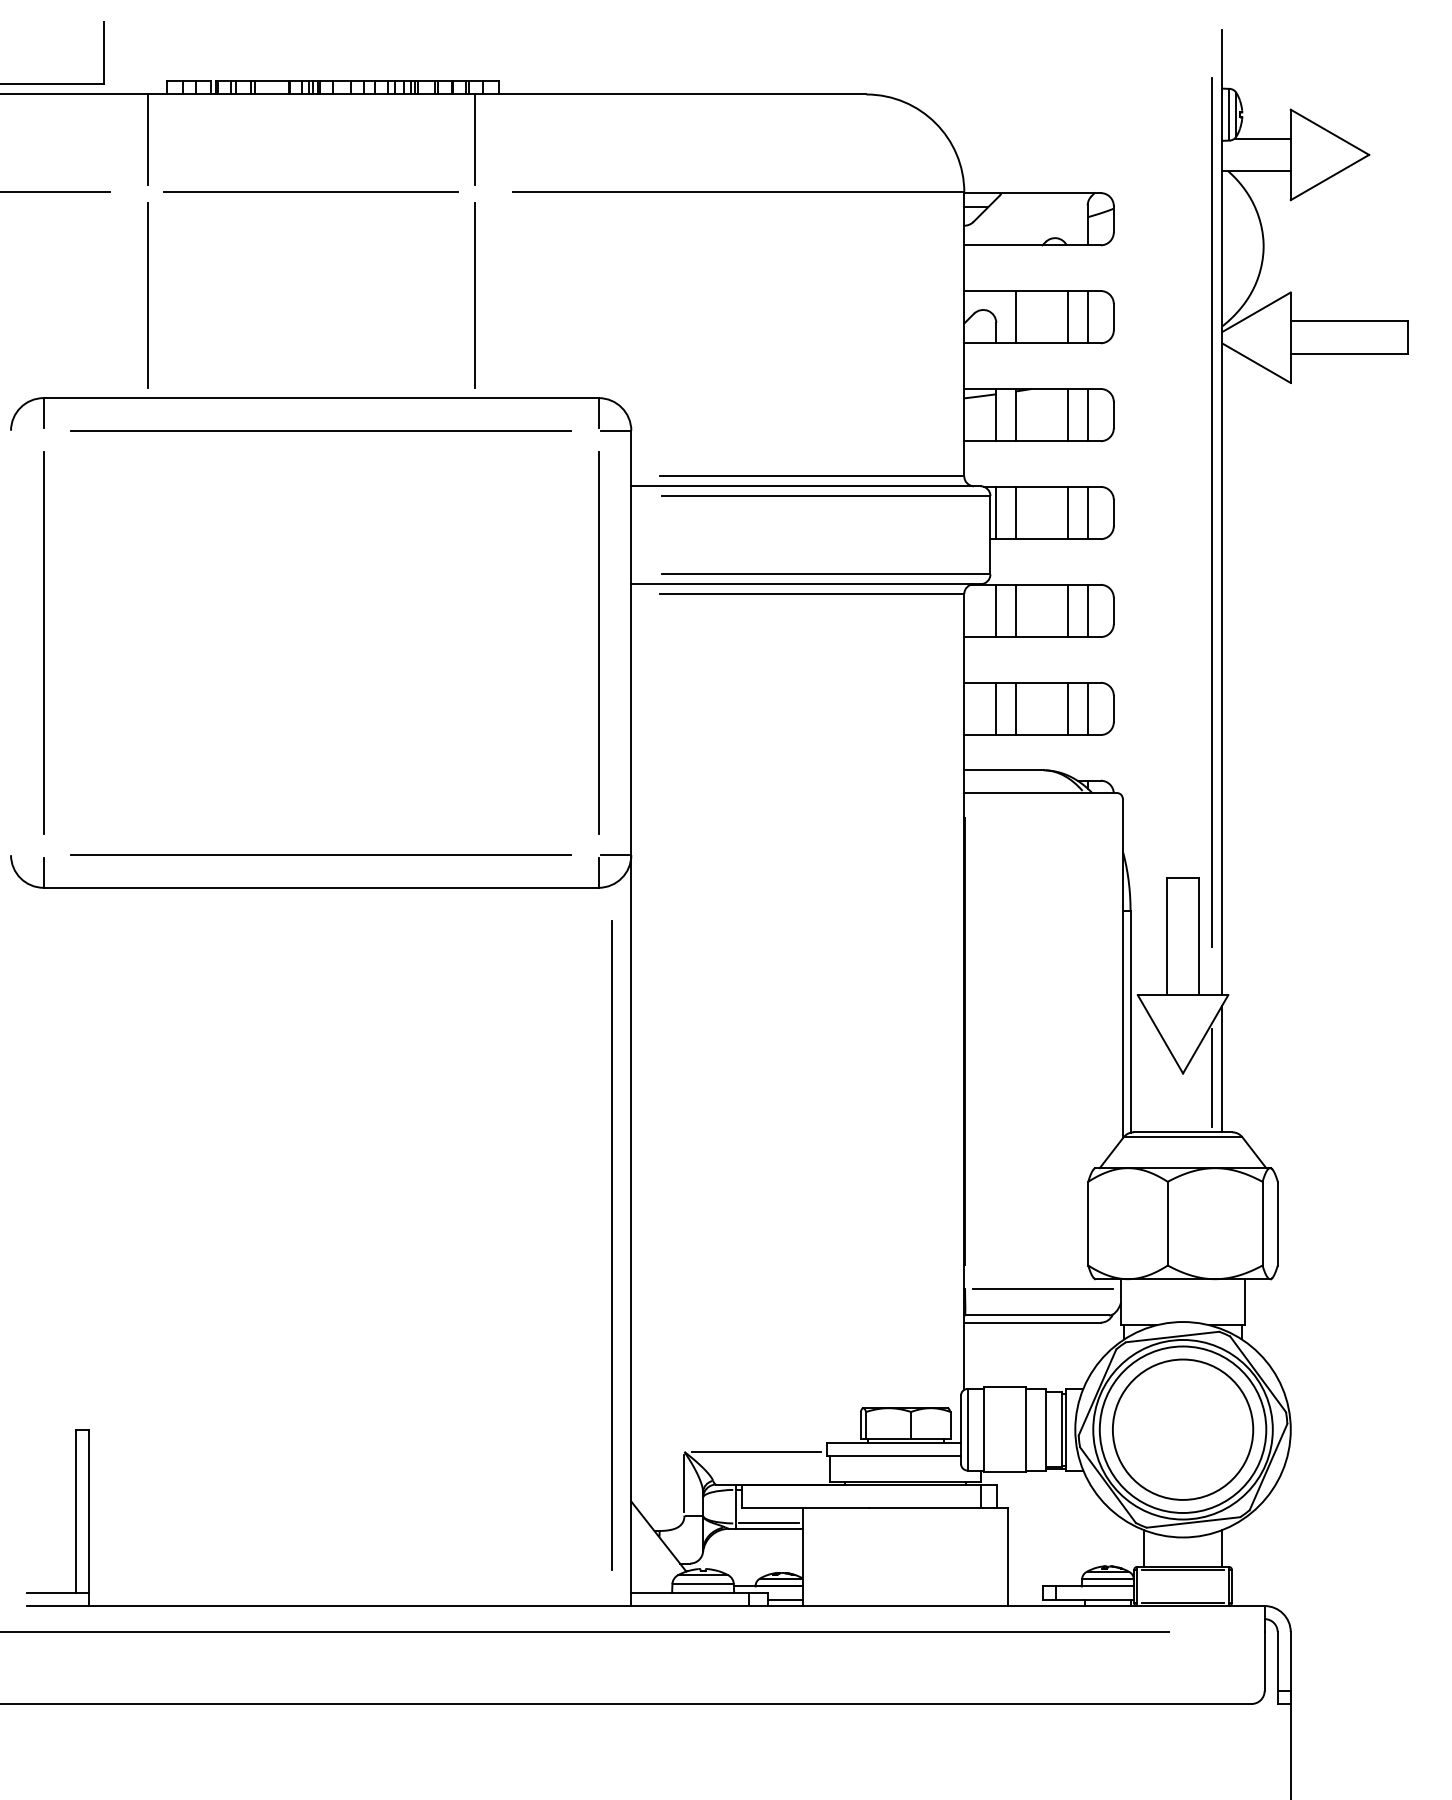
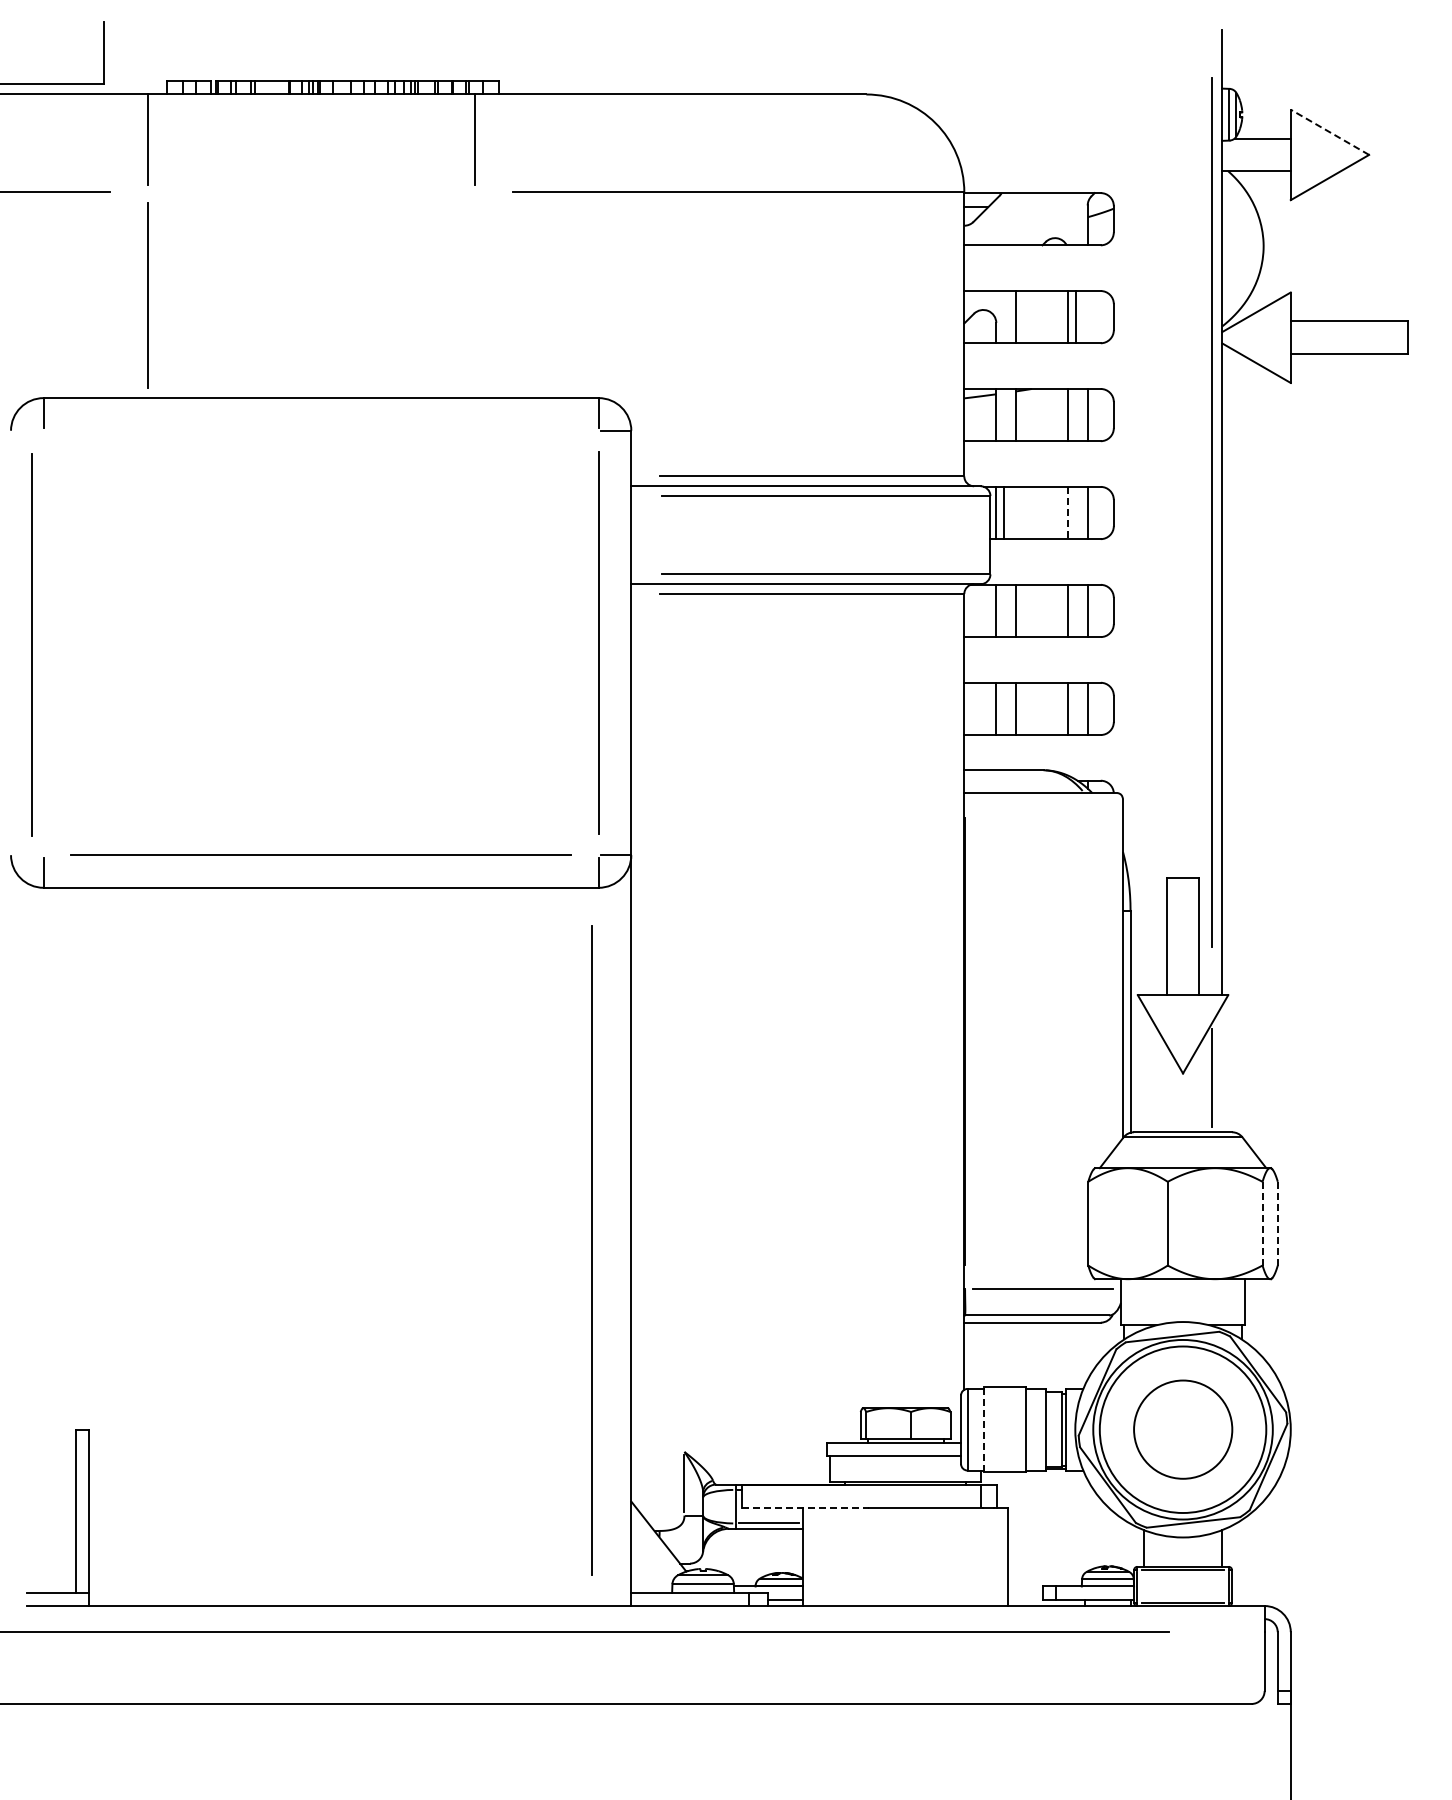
line: solid -> dashed (1329, 132)
line: present -> none (310, 191)
line: present -> none (474, 295)
line position: (1087, 317) -> (1075, 317) (1075, 317)
line: present -> none (320, 430)
line position: (1015, 512) -> (1003, 512) (1003, 512)
line: solid -> dashed (1068, 513)
line position: (43, 642) -> (31, 644) (31, 644)
line: present -> none (1222, 1068)
line: solid -> dashed (1262, 1223)
line: solid -> dashed (1277, 1223)
line position: (611, 1245) -> (591, 1250) (591, 1250)
line: solid -> dashed (983, 1429)
circle size: 143x143 px -> 101x101 px (1183, 1429)
line: present -> none (756, 1451)
line: solid -> dashed (806, 1508)
